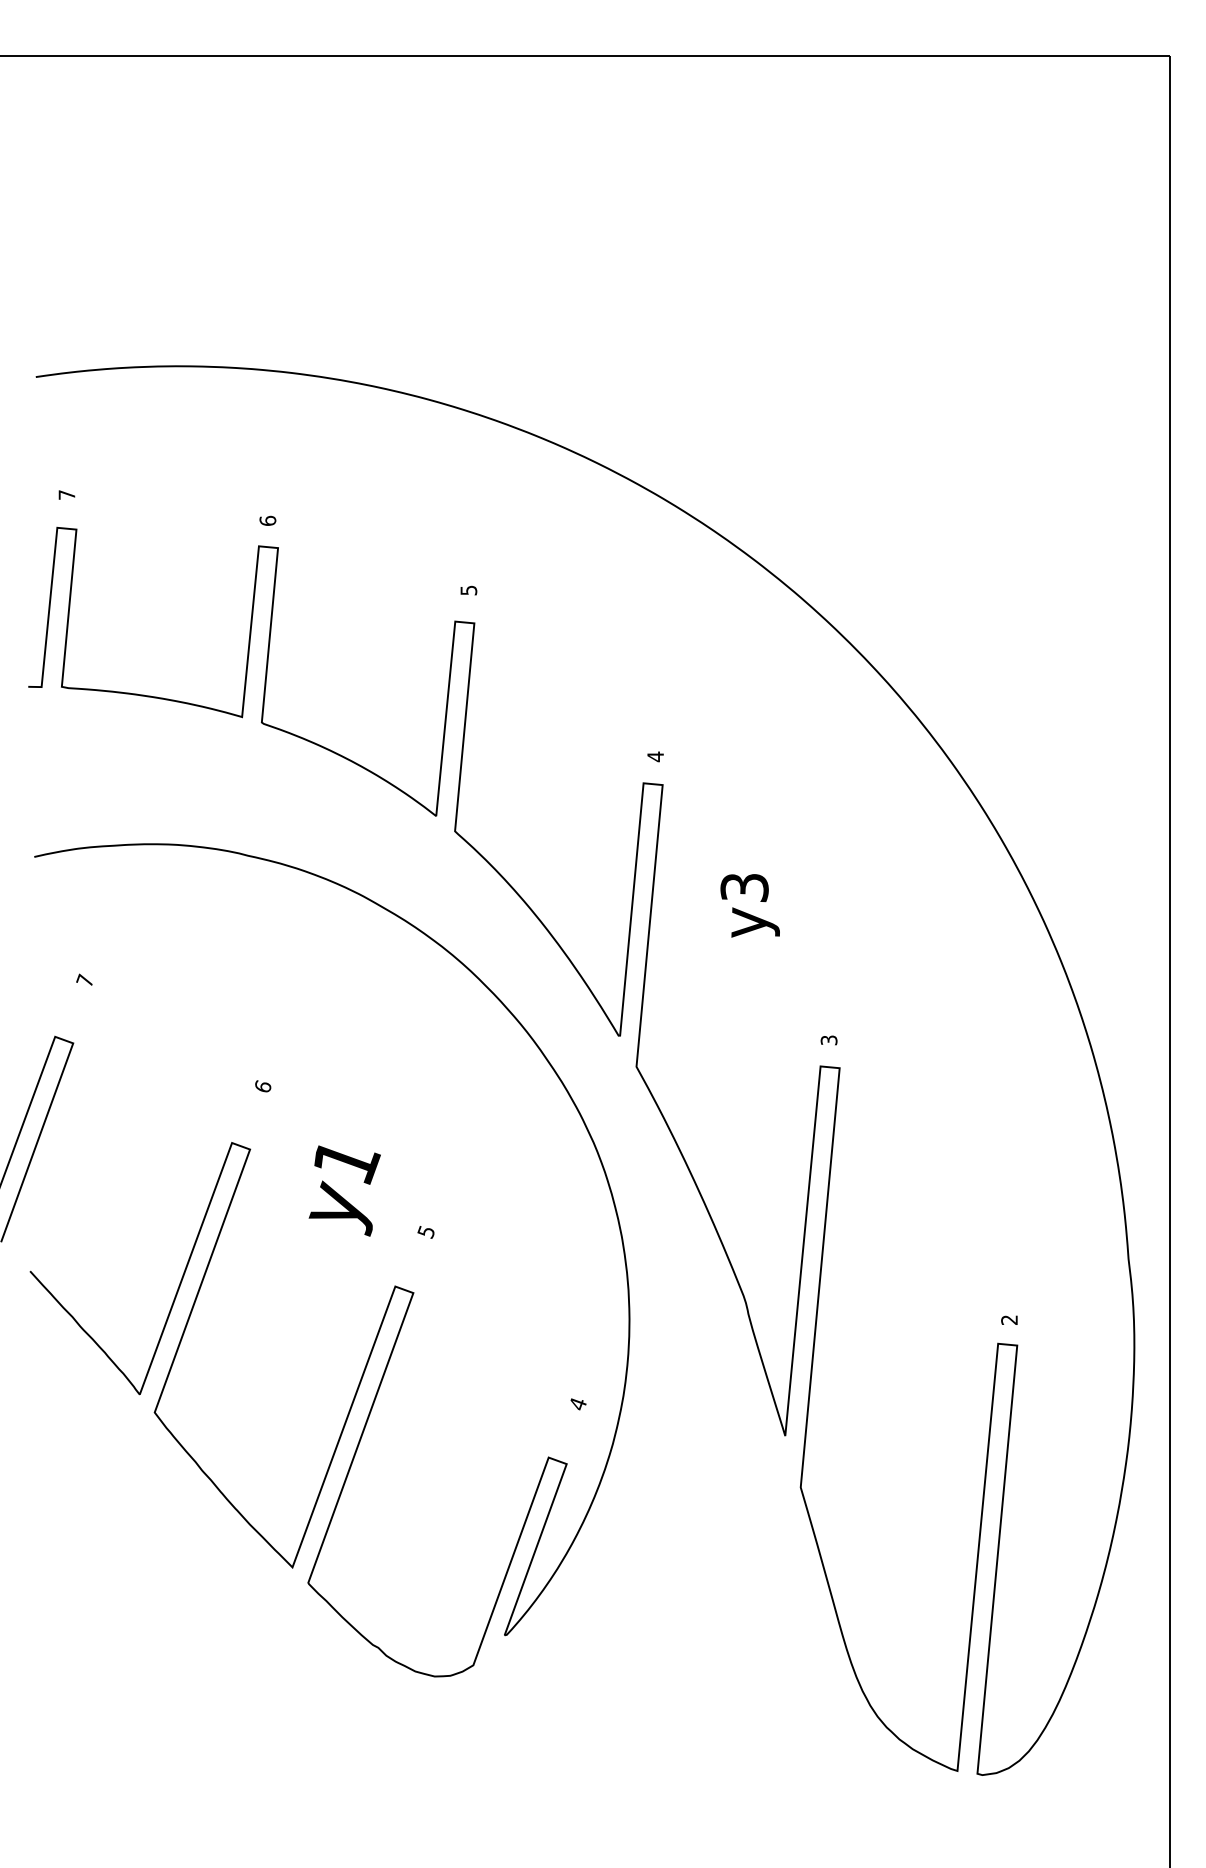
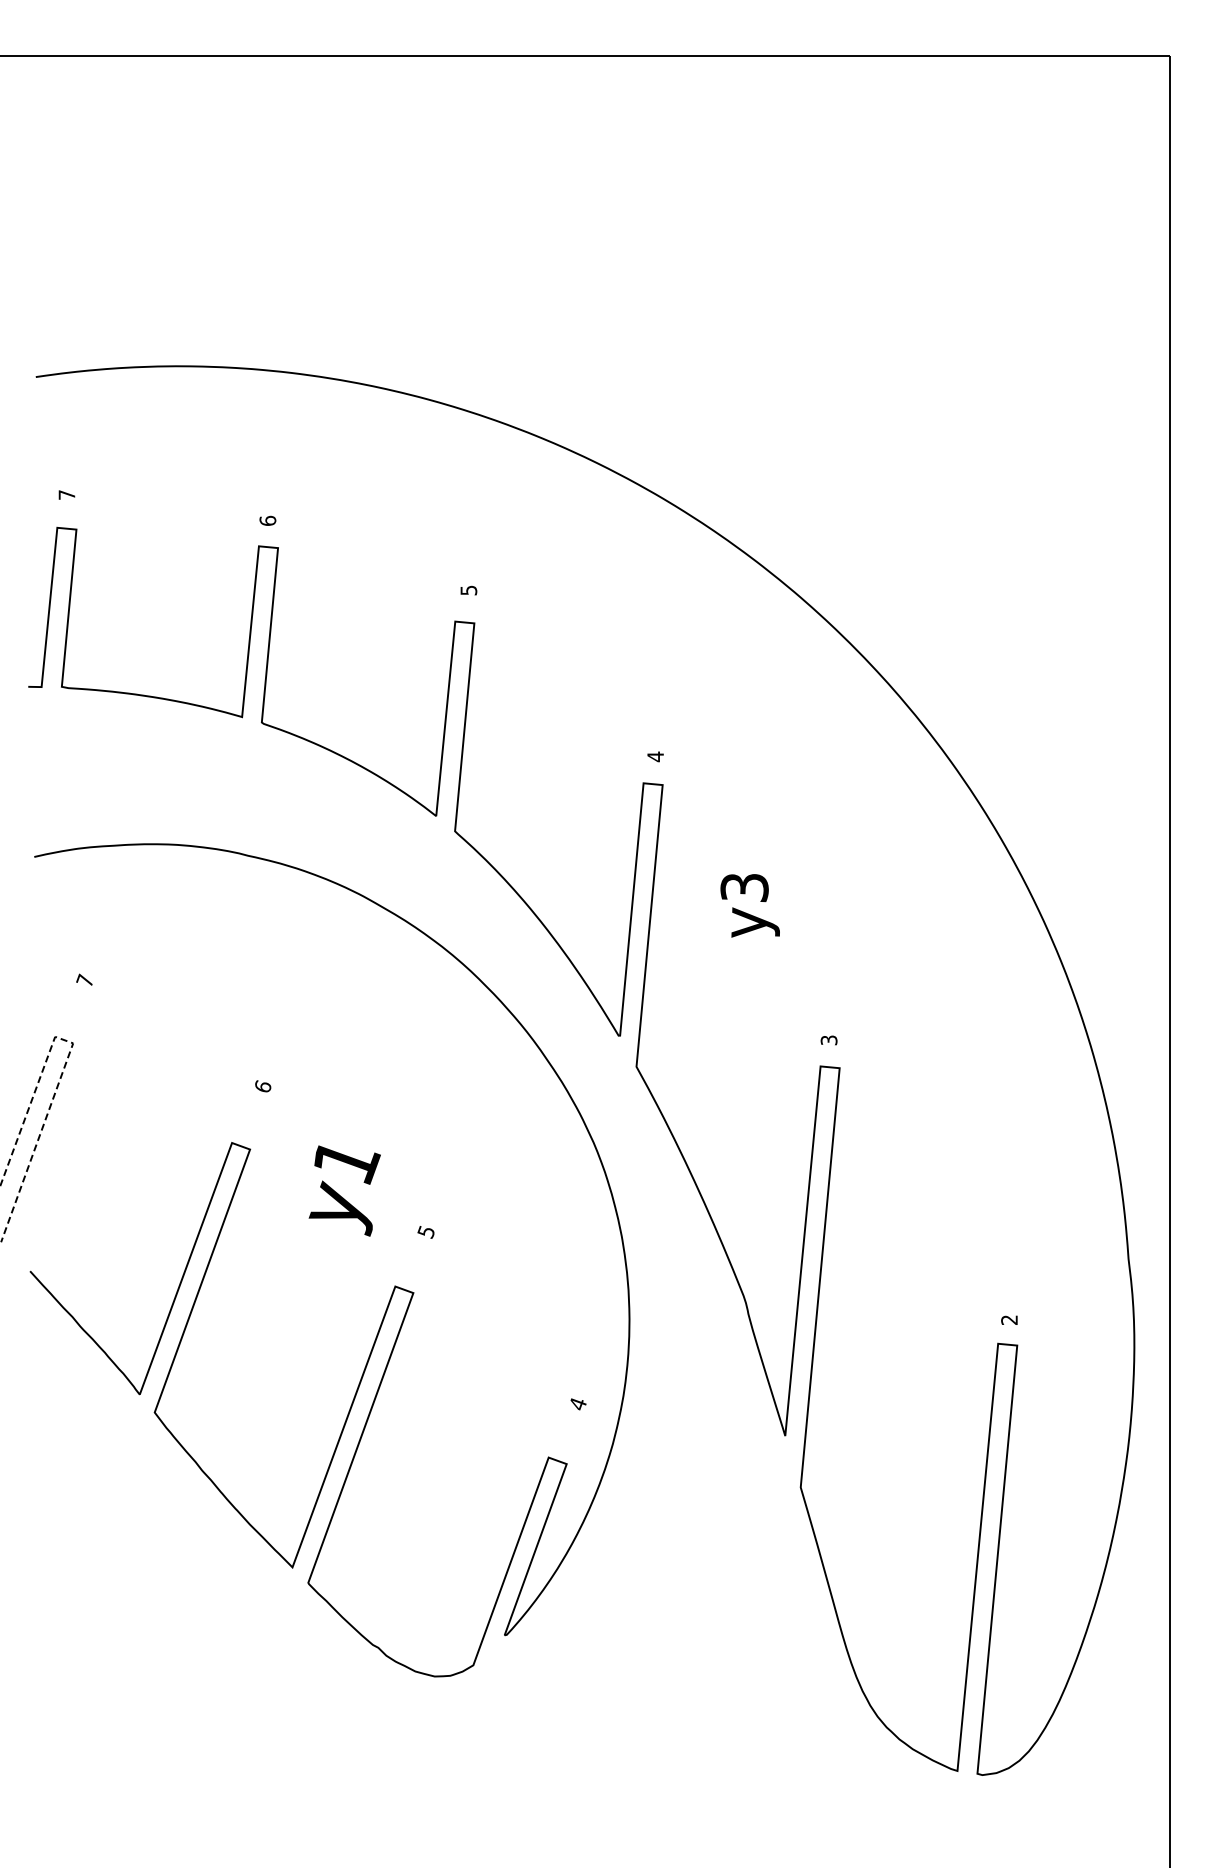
line: solid -> dashed (68, 1057)
